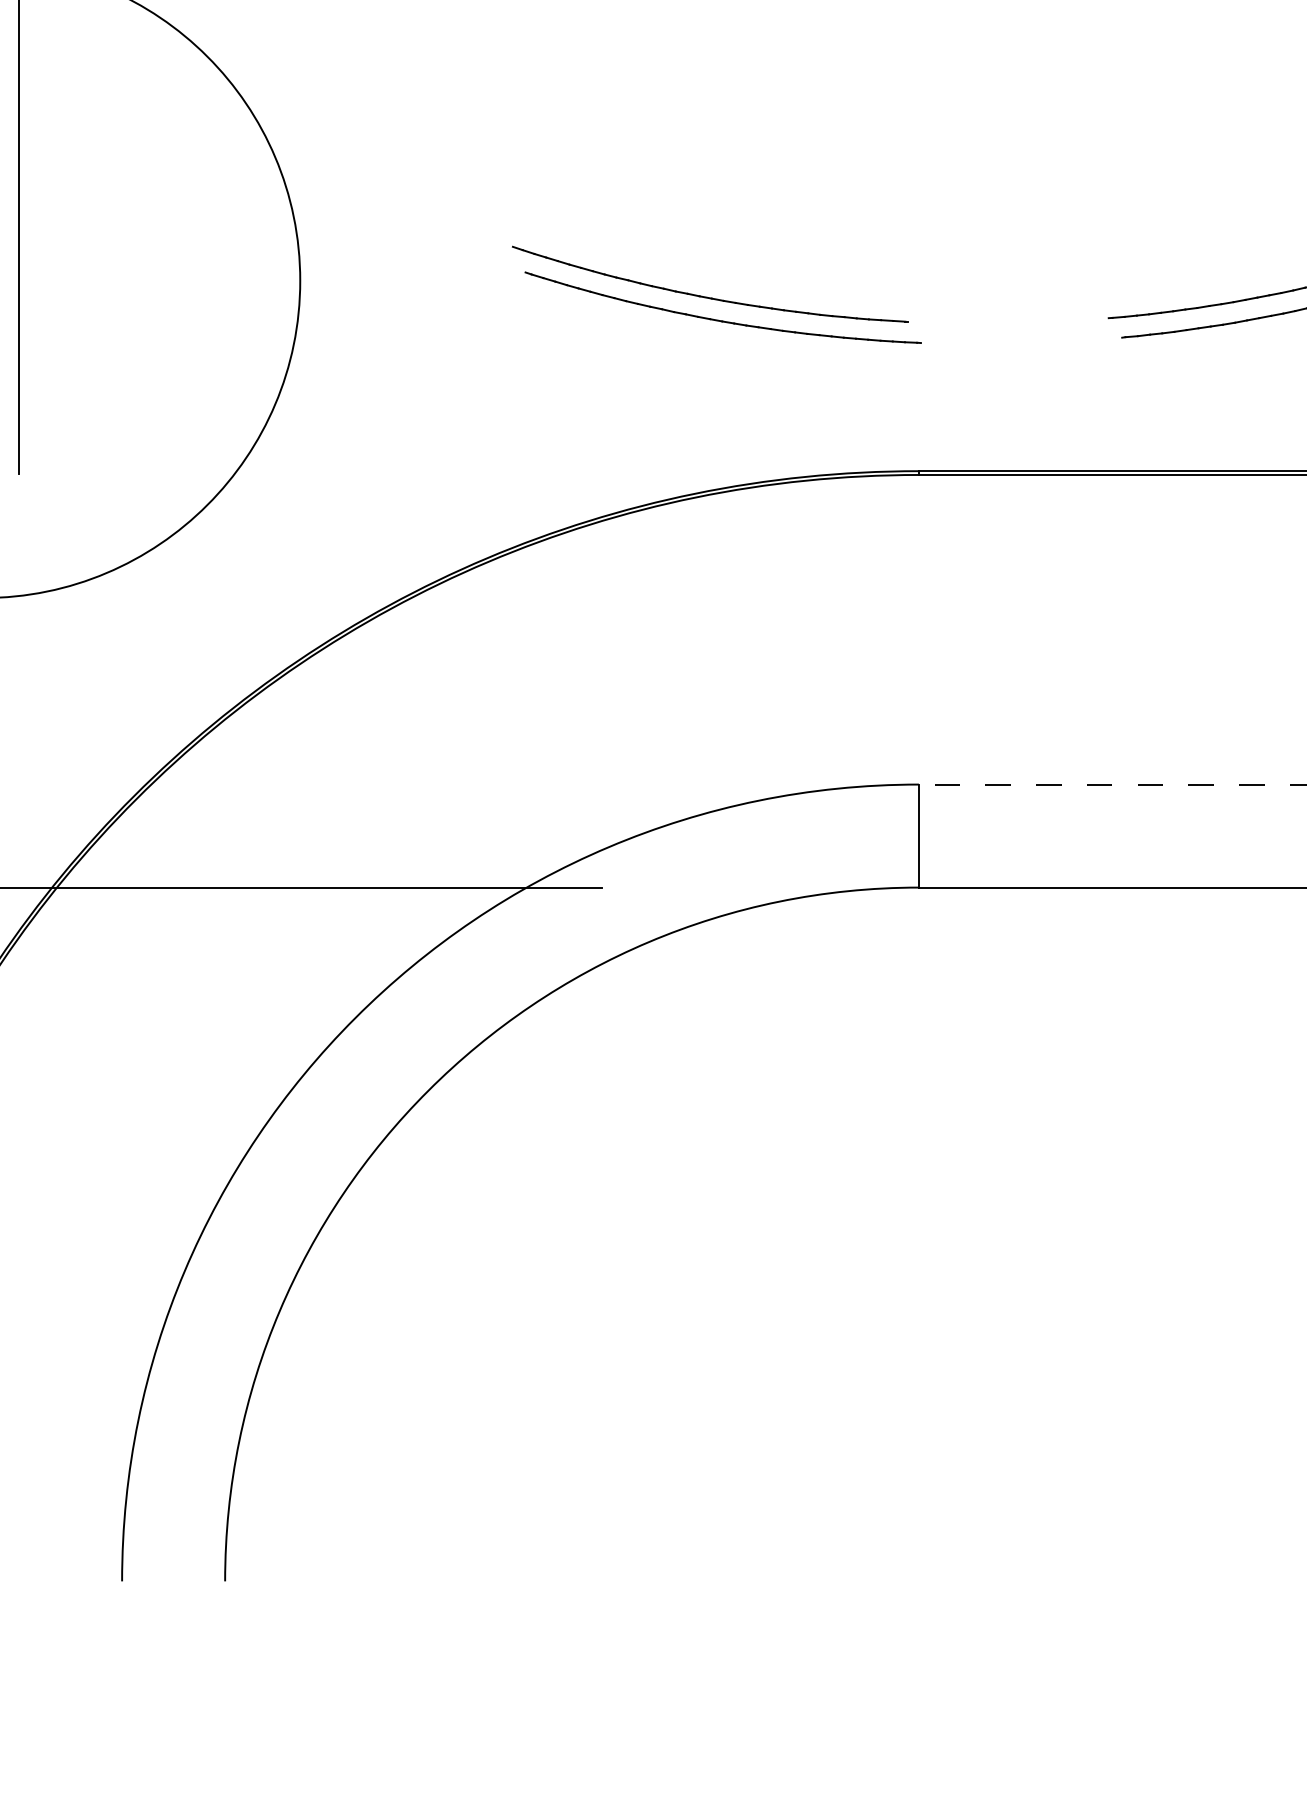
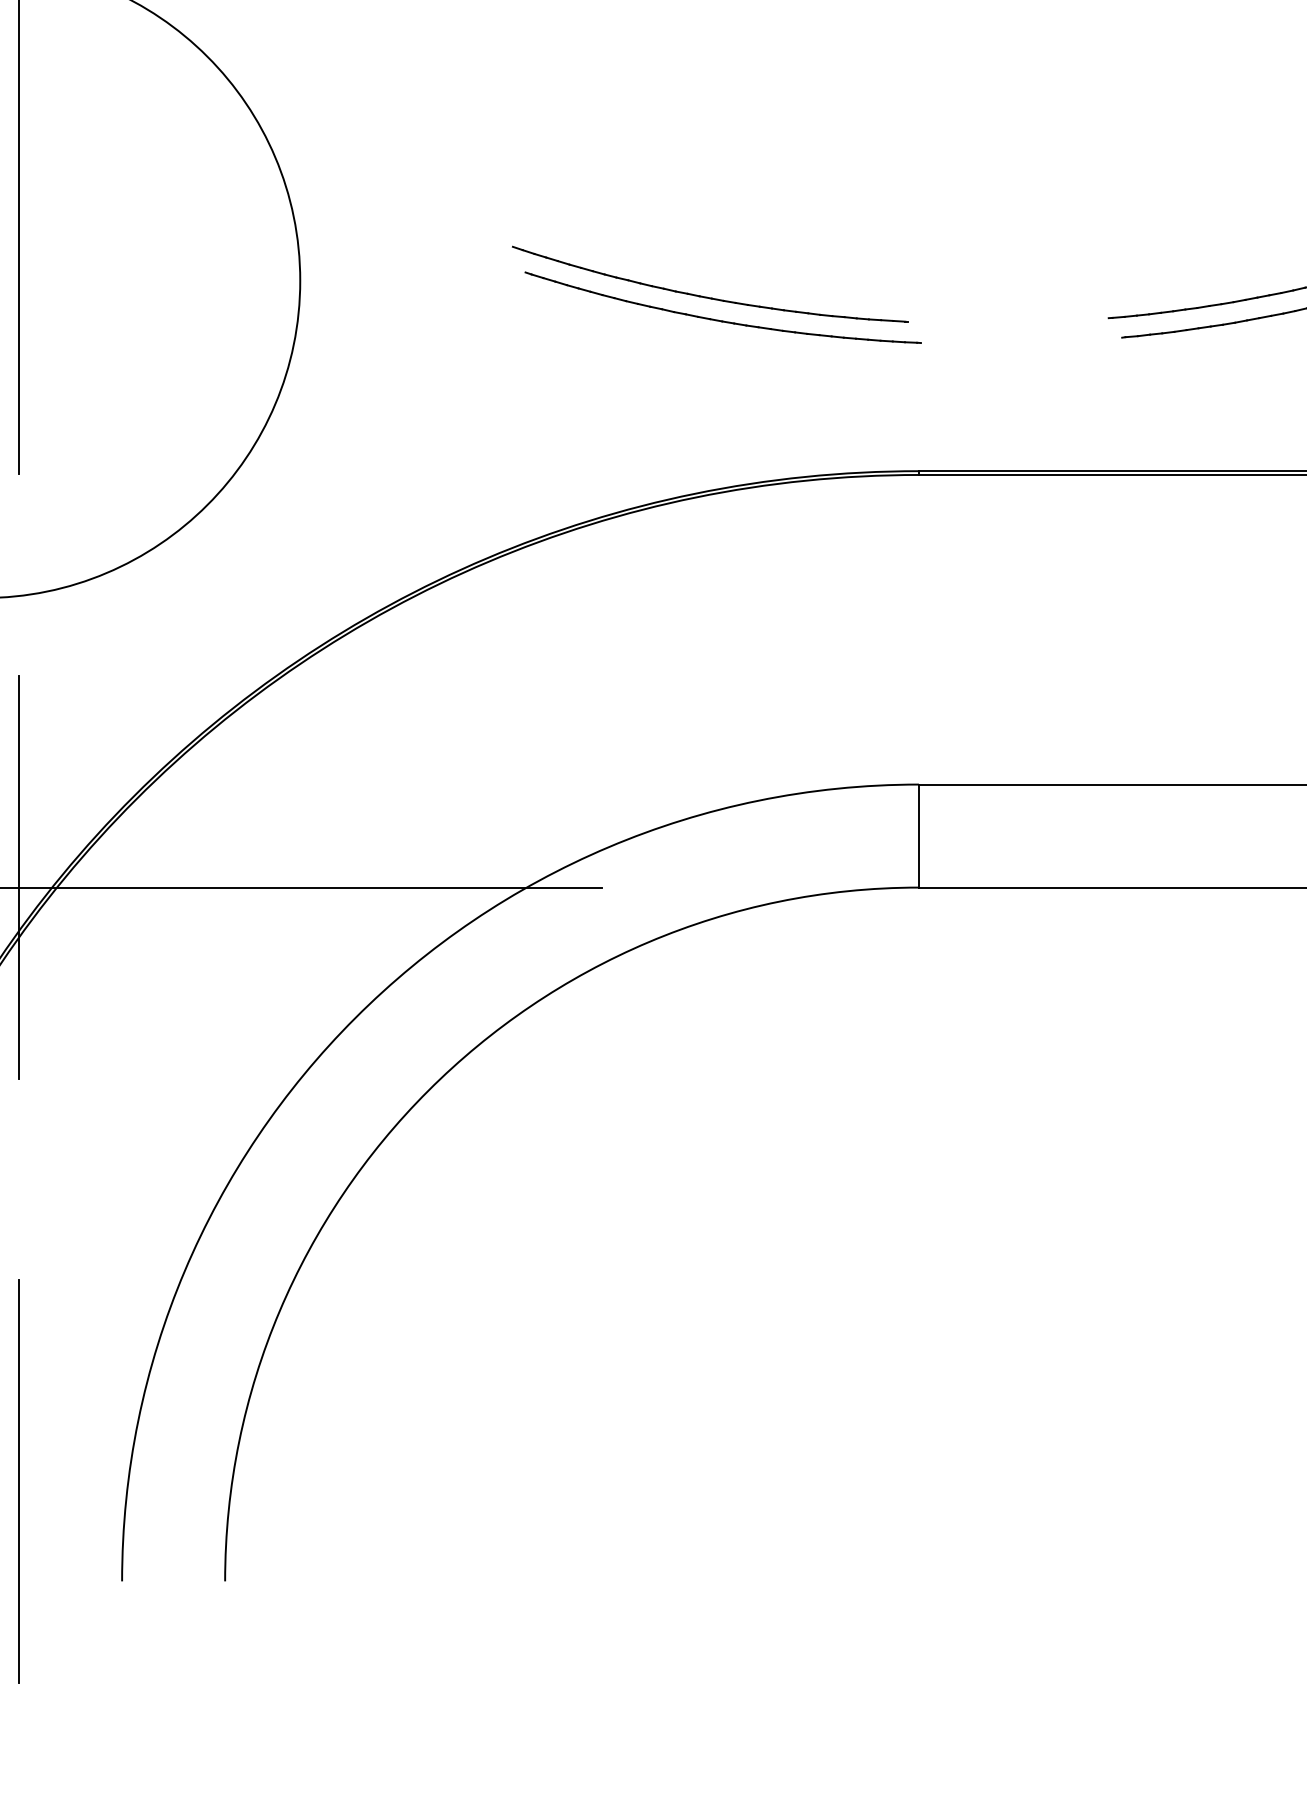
line: dashed -> solid (1112, 784)
line: none -> present (19, 876)
line: none -> present (19, 1481)
